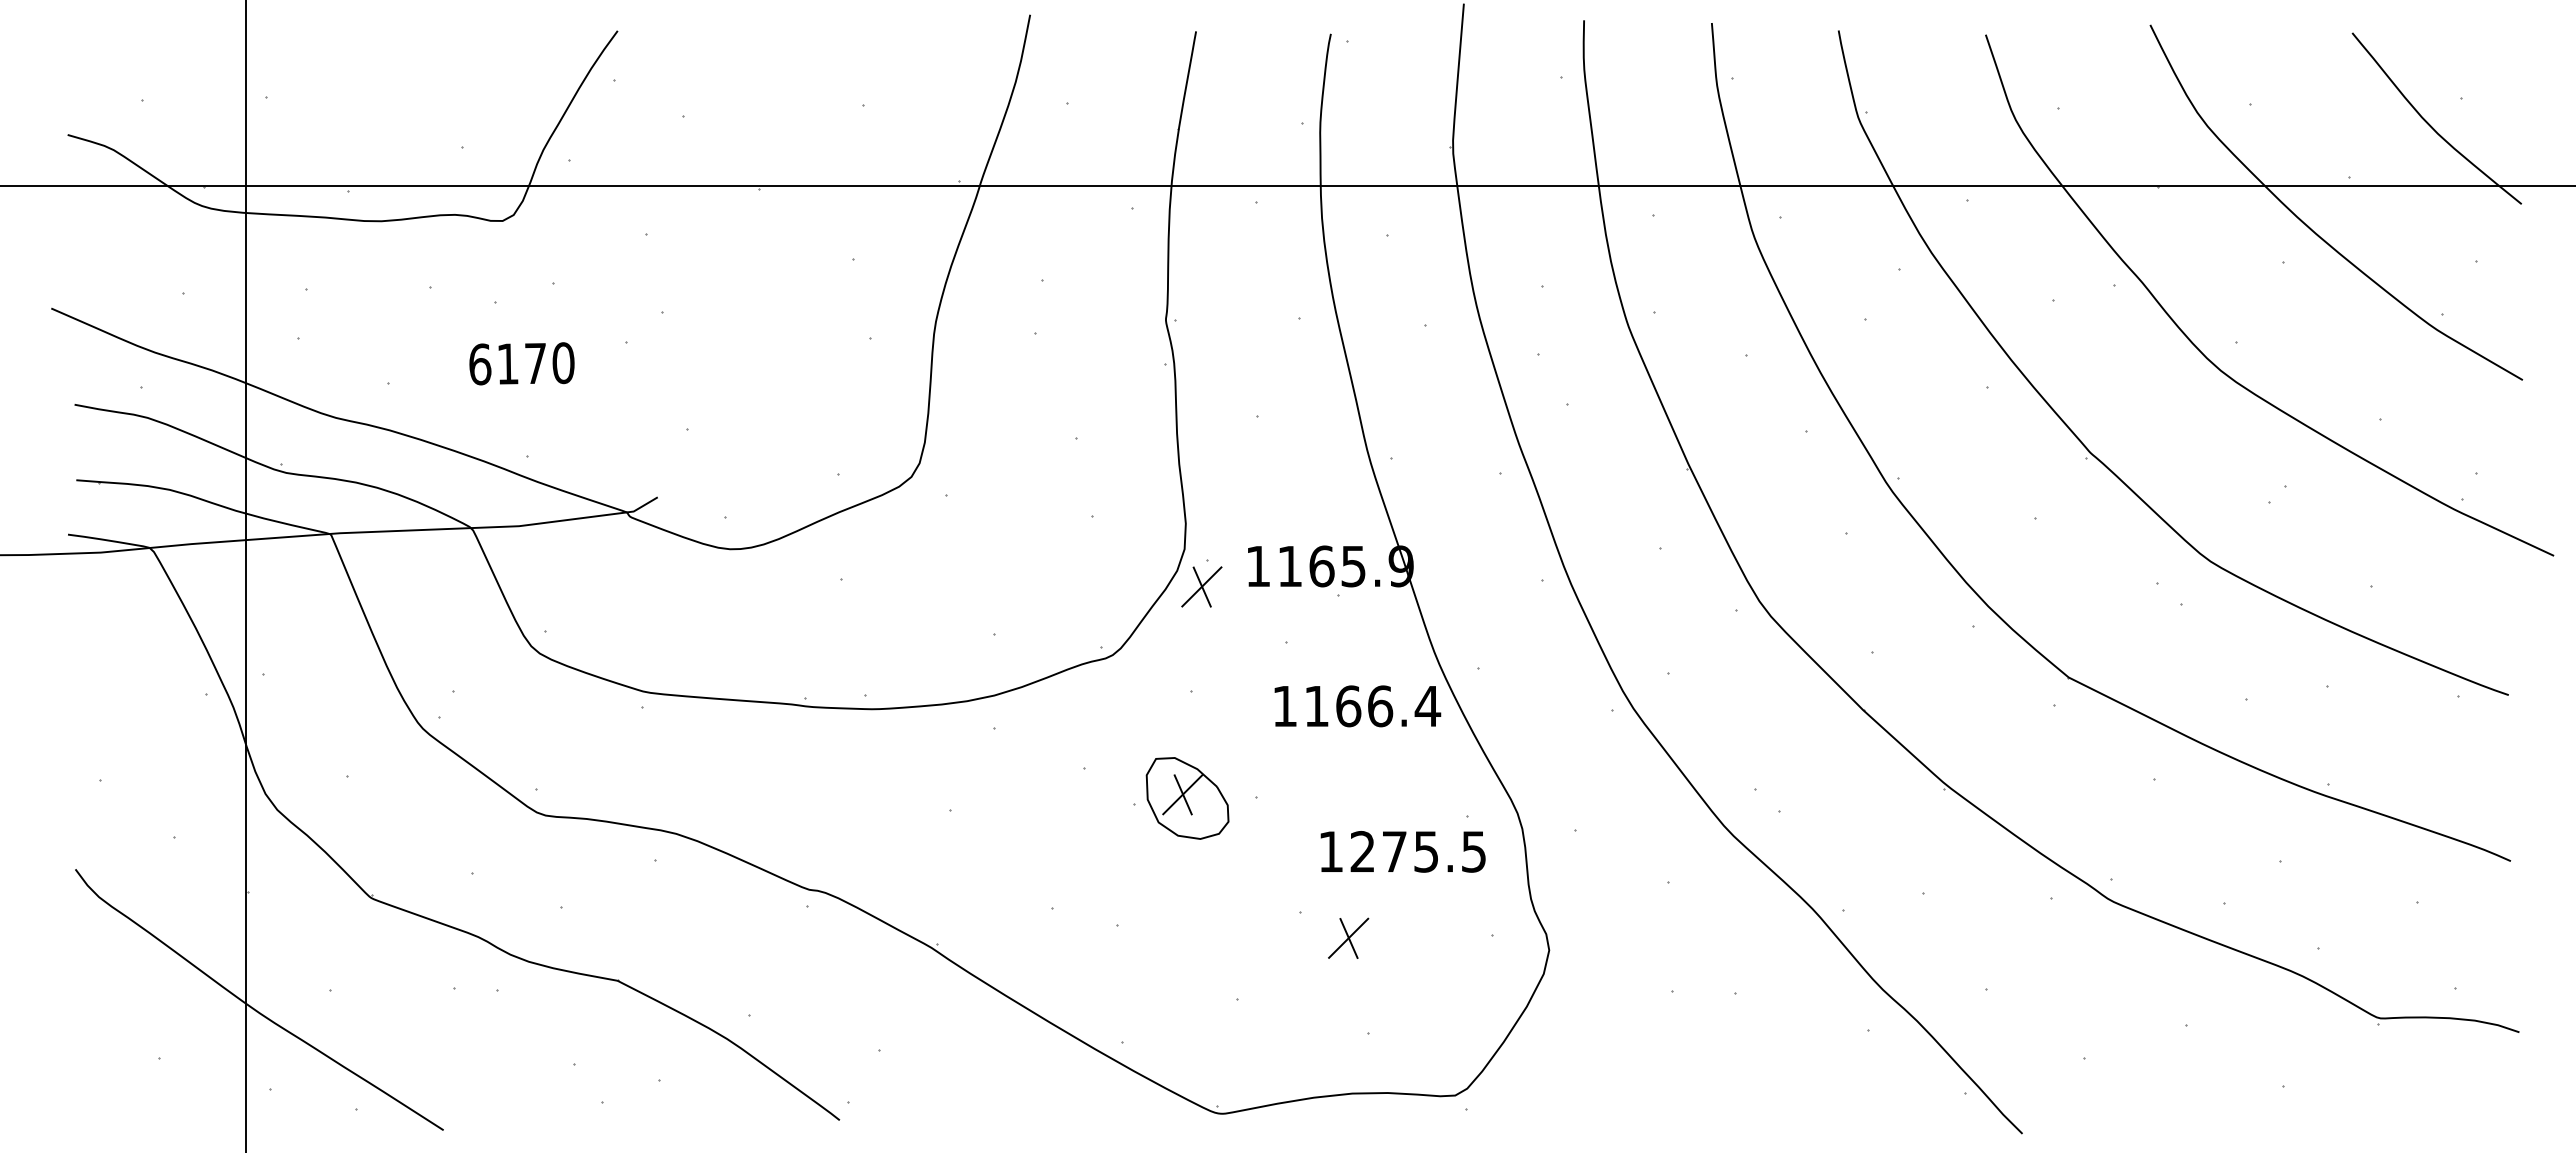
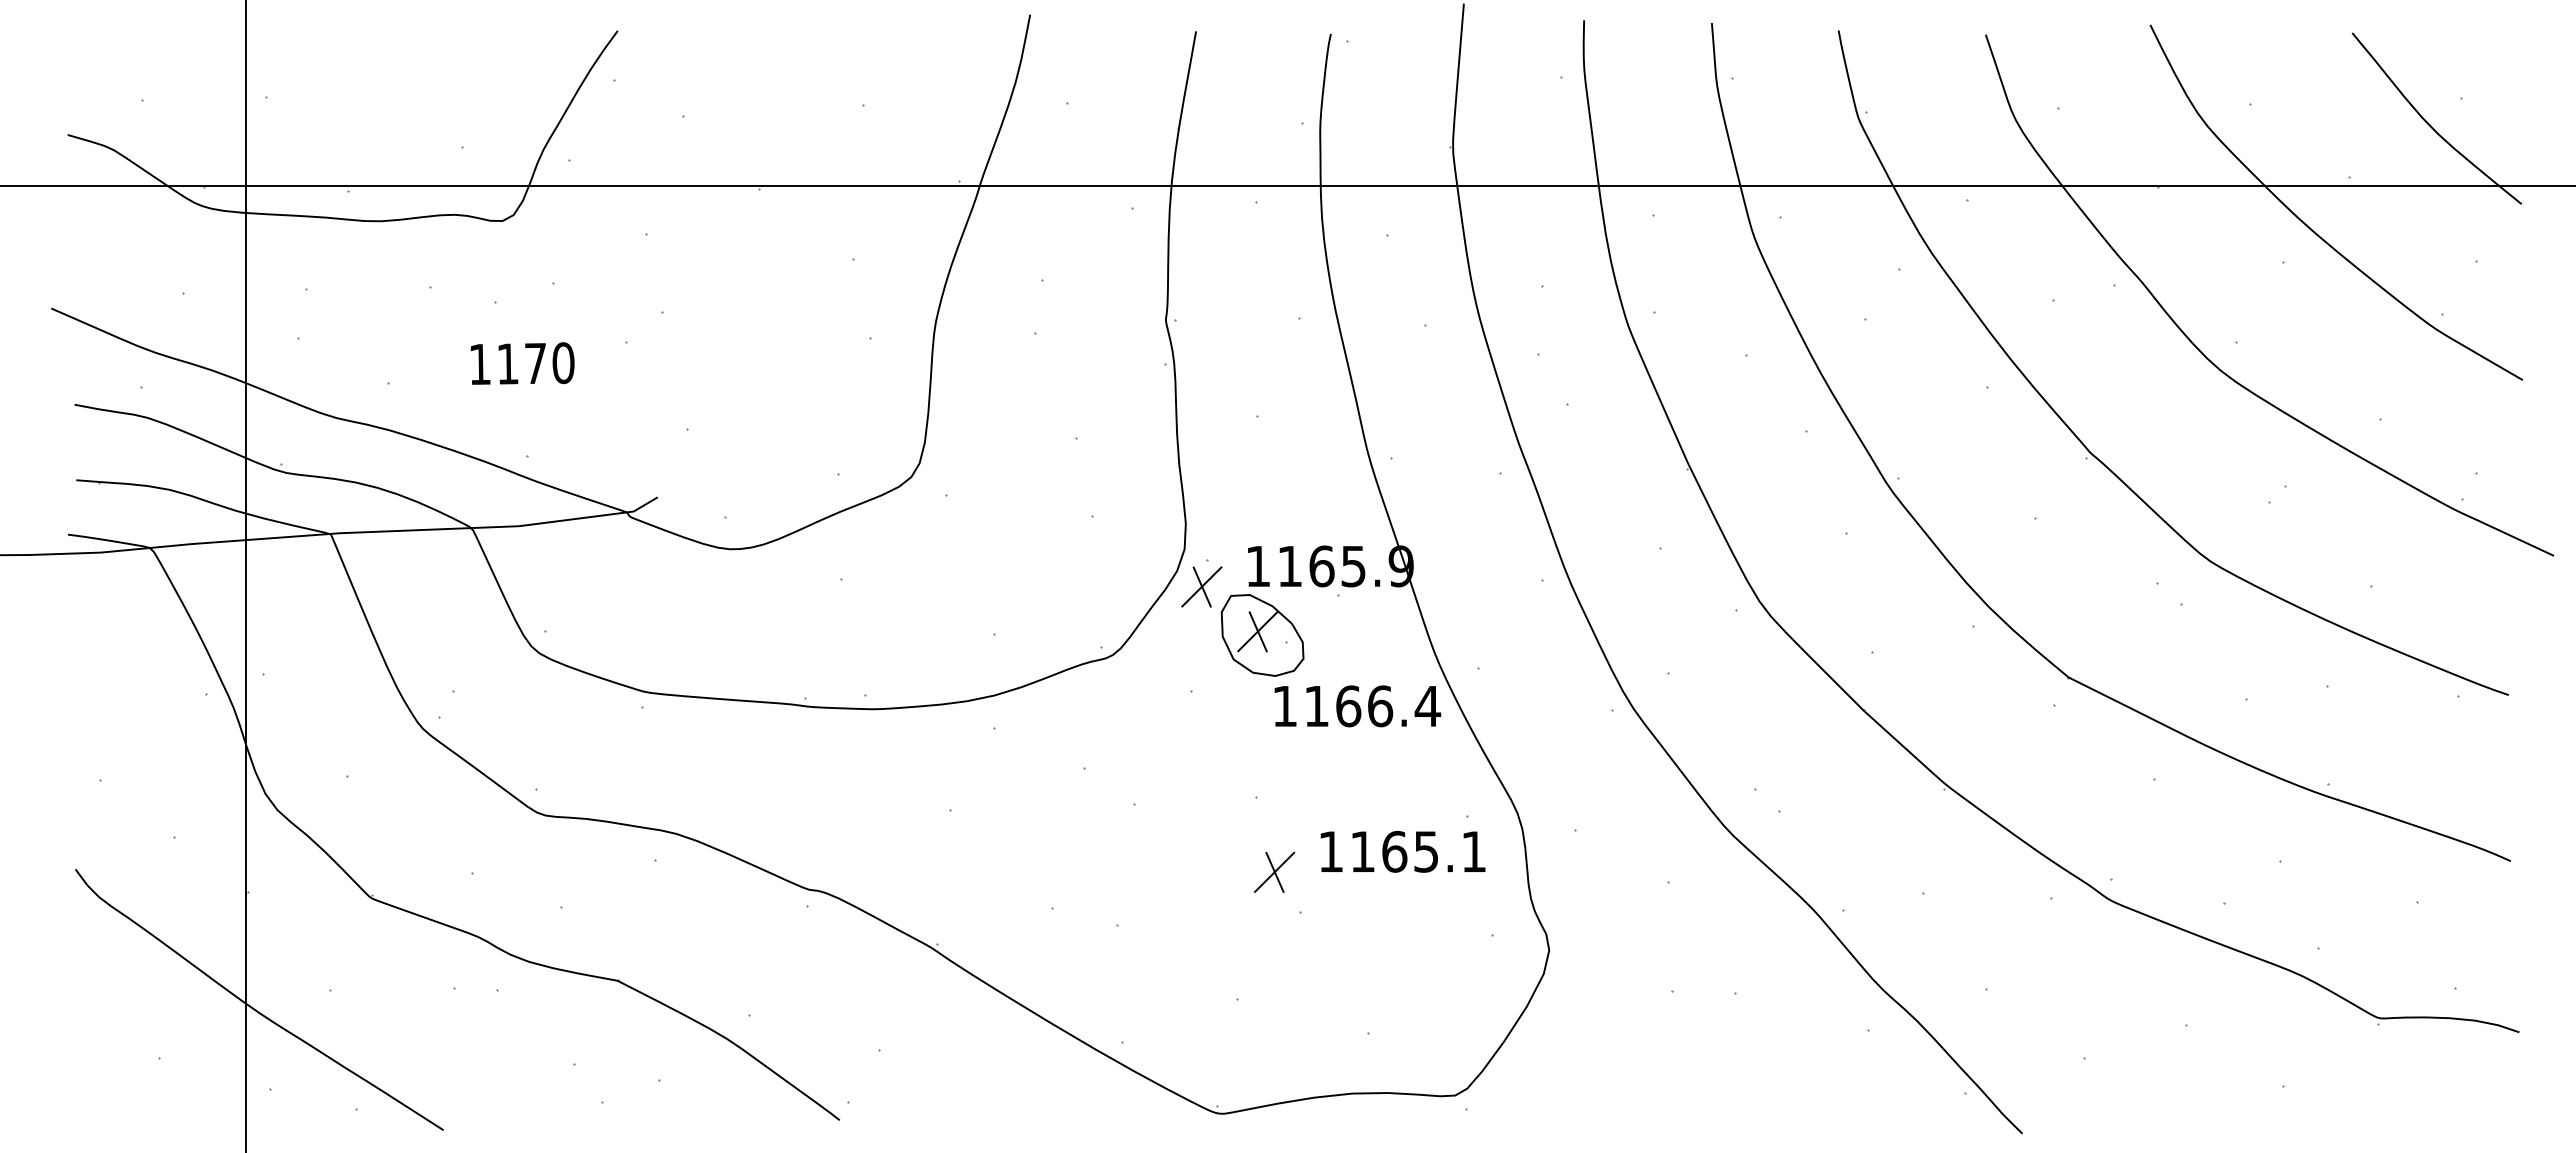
text: 6170 -> 1170 (480, 364)
part position: (1187, 798) -> (1262, 635) (1262, 635)
text: 1275.5 -> 1165.1 (1417, 851)
part position: (1348, 937) -> (1274, 871) (1274, 871)
